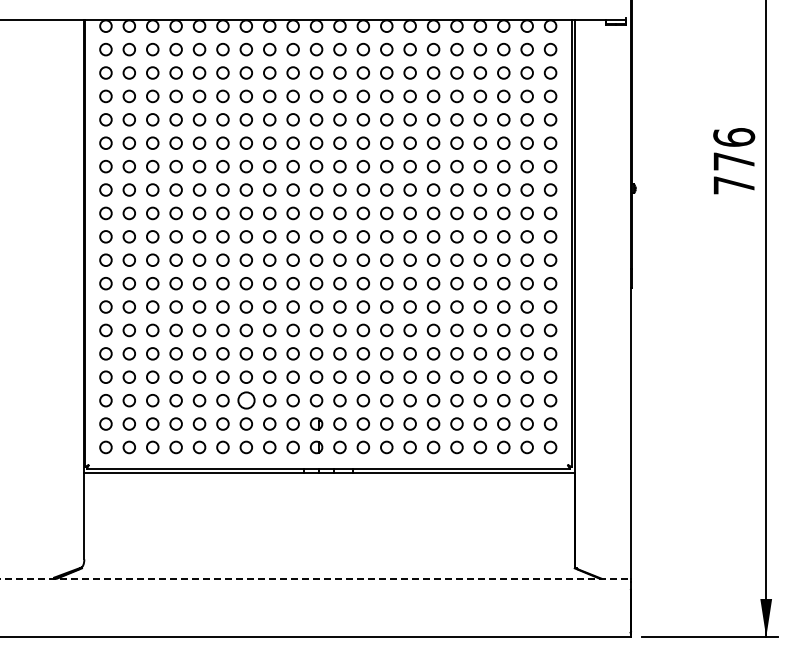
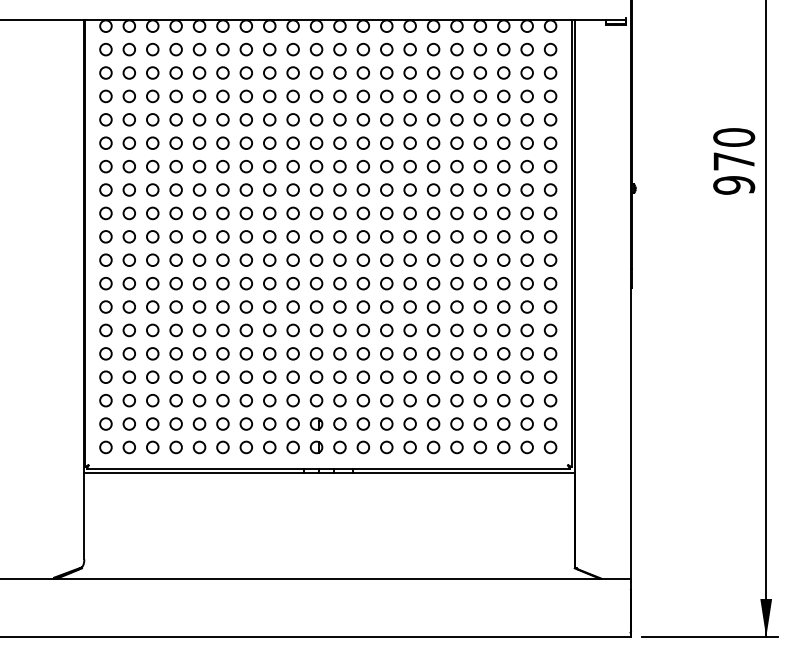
text: 776 -> 970 (734, 161)
circle size: 19x19 px -> 14x14 px (245, 400)
line: dashed -> solid (315, 578)
